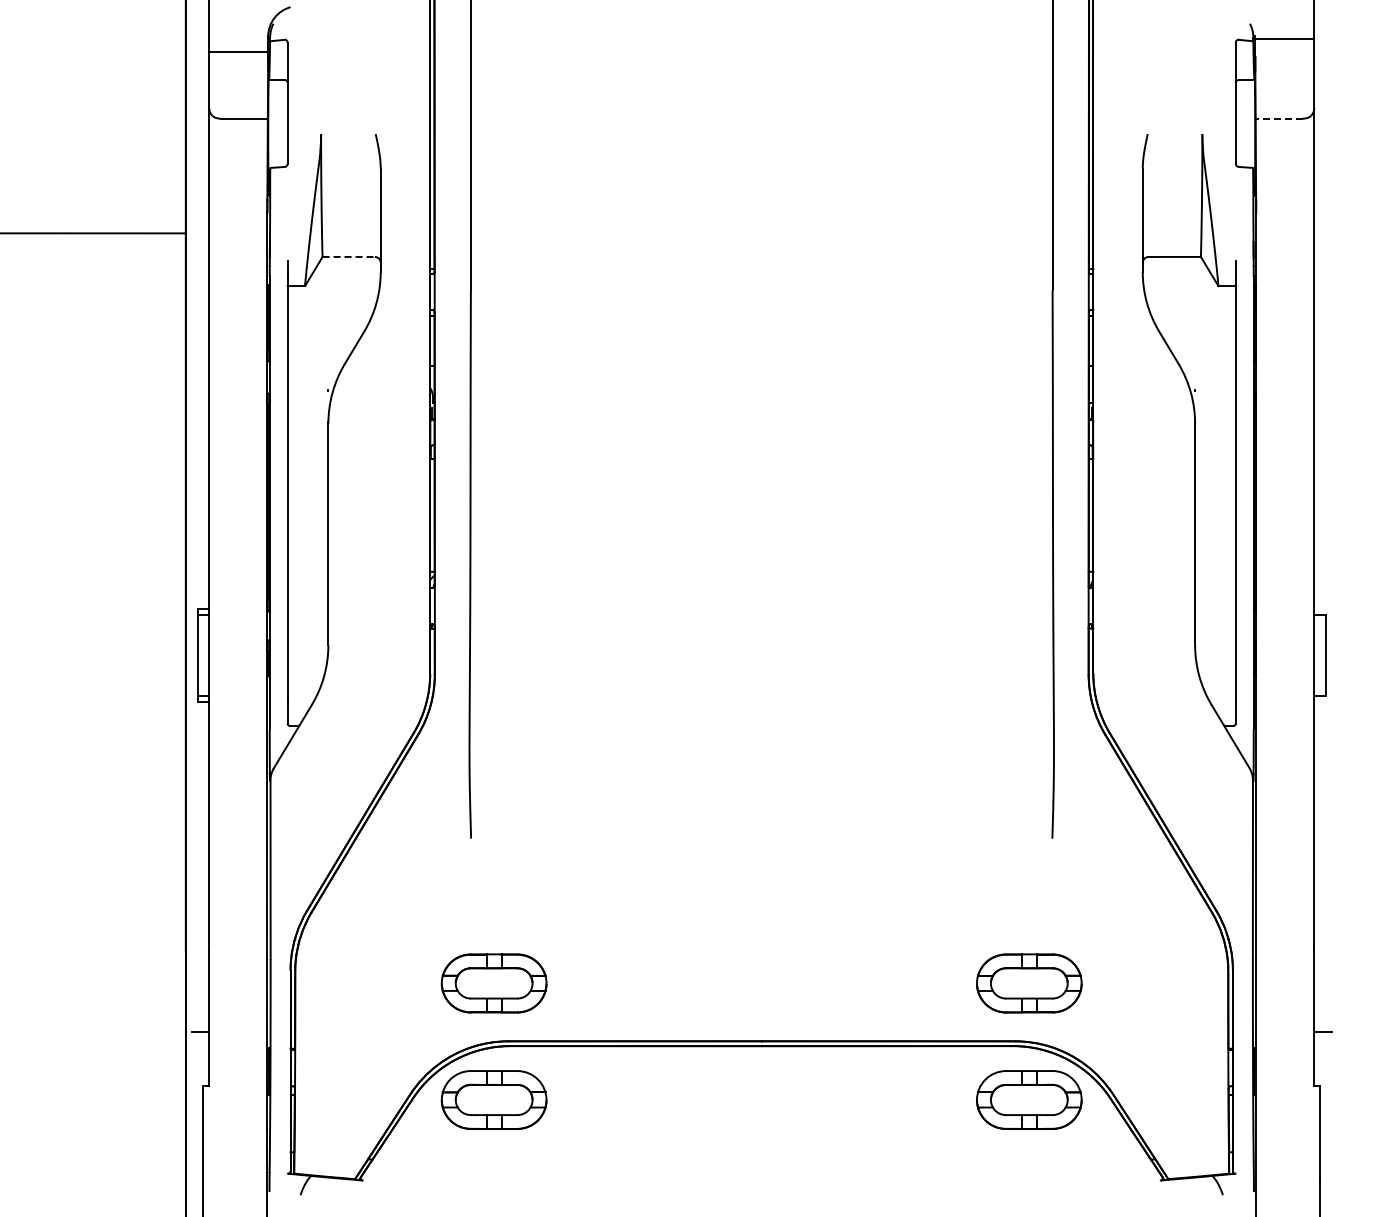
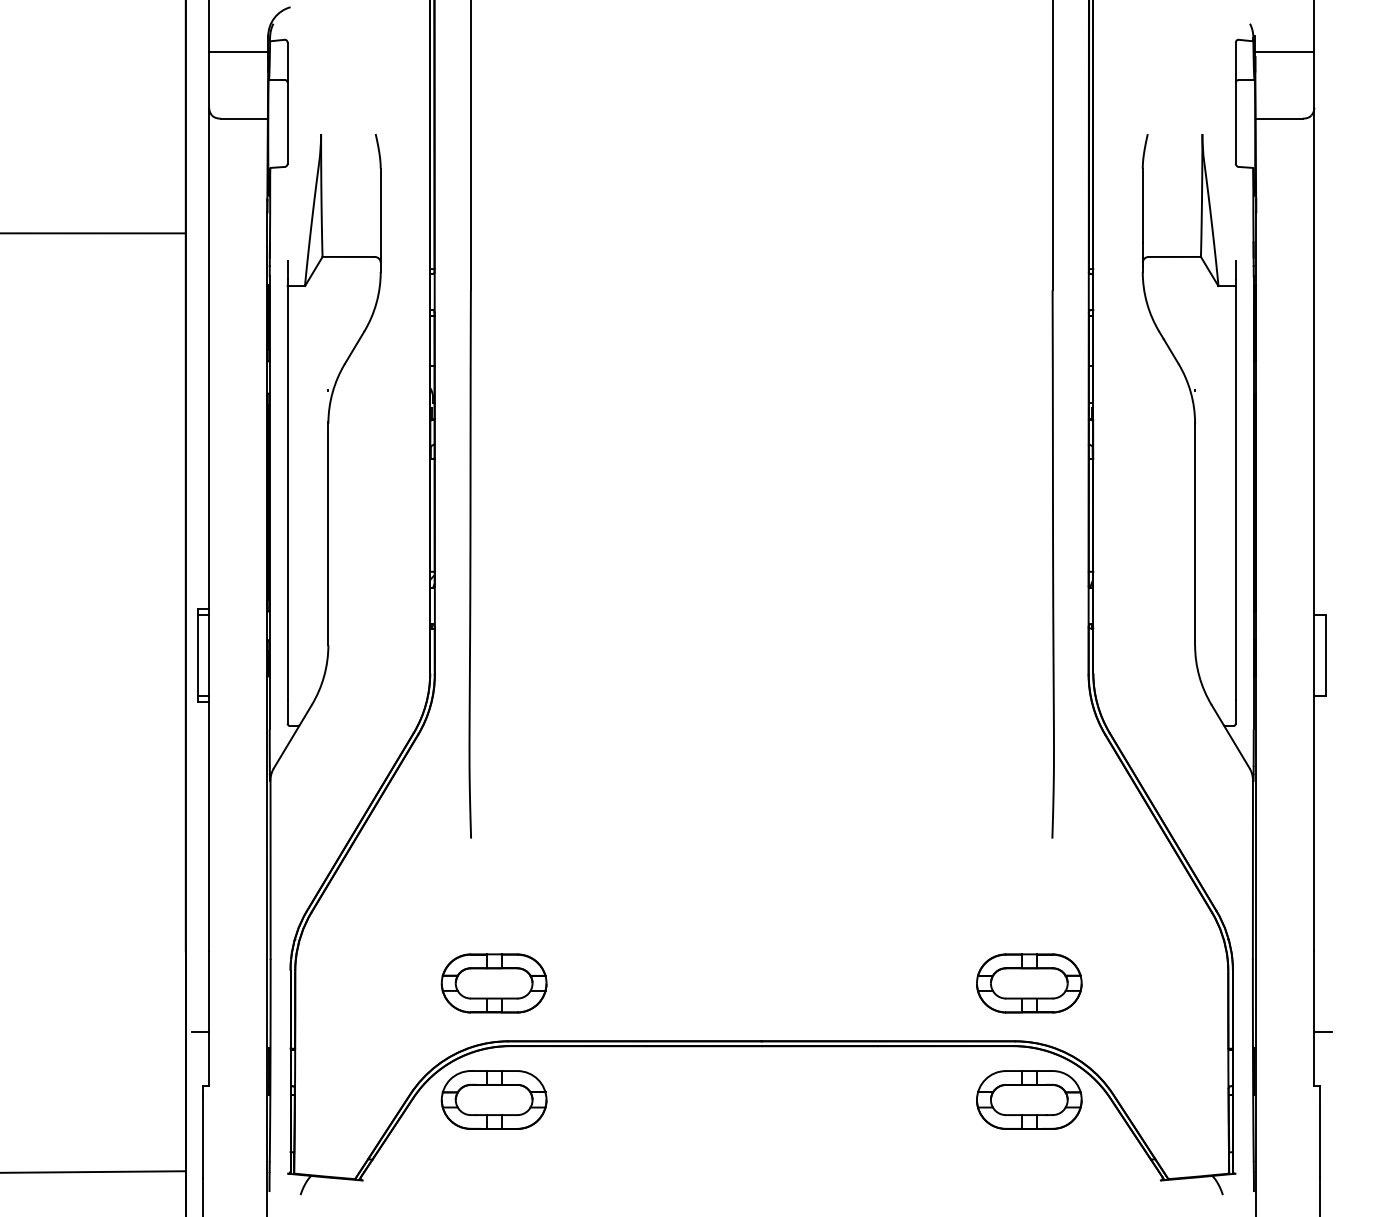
line position: (1284, 39) -> (1284, 52) (1284, 52)
line: dashed -> solid (1279, 118)
line: dashed -> solid (349, 256)
line: none -> present (93, 1171)
